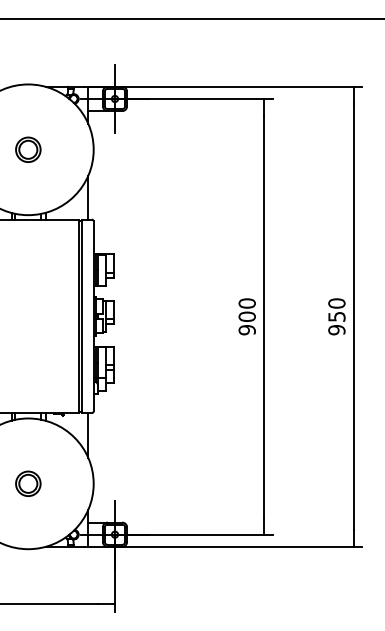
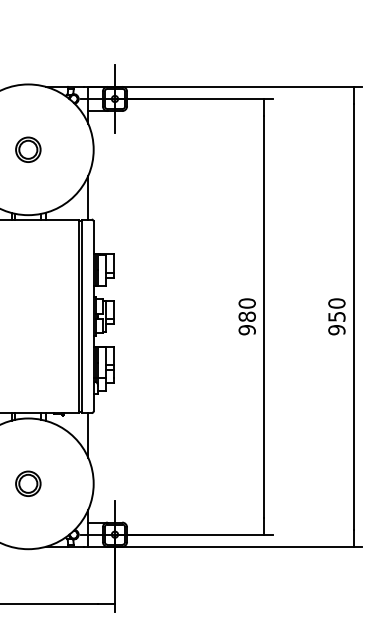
line: present -> none (191, 18)
text: 900 -> 980 (246, 316)
